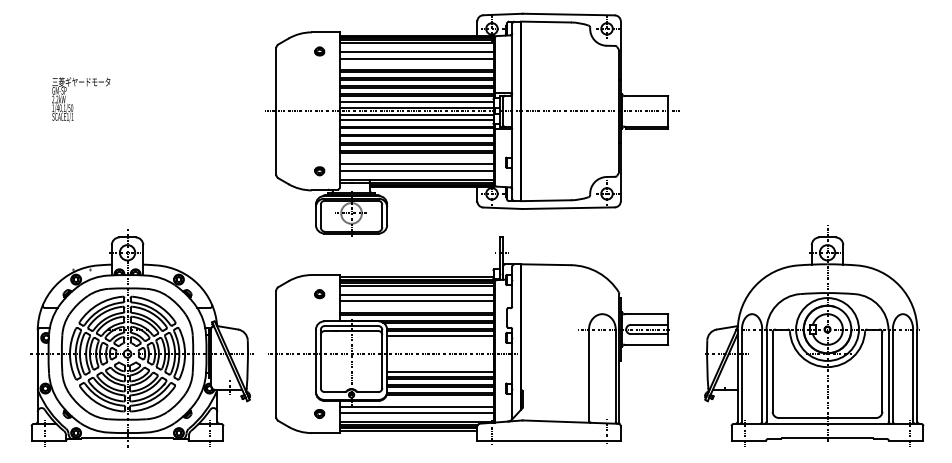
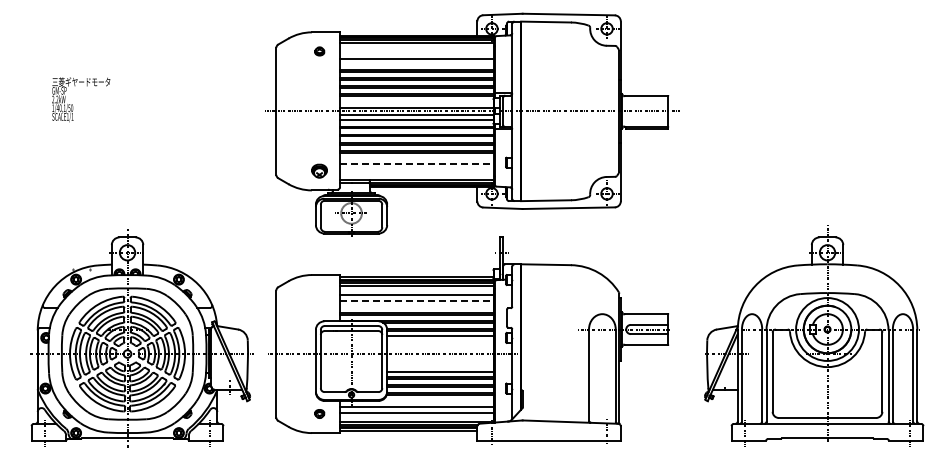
line: present -> none (416, 52)
line: present -> none (416, 102)
line: solid -> dashed (416, 164)
line: present -> none (416, 170)
part size: 12x11 px -> 17x16 px (319, 170)
part: present -> none (319, 294)
line: solid -> dashed (416, 301)
